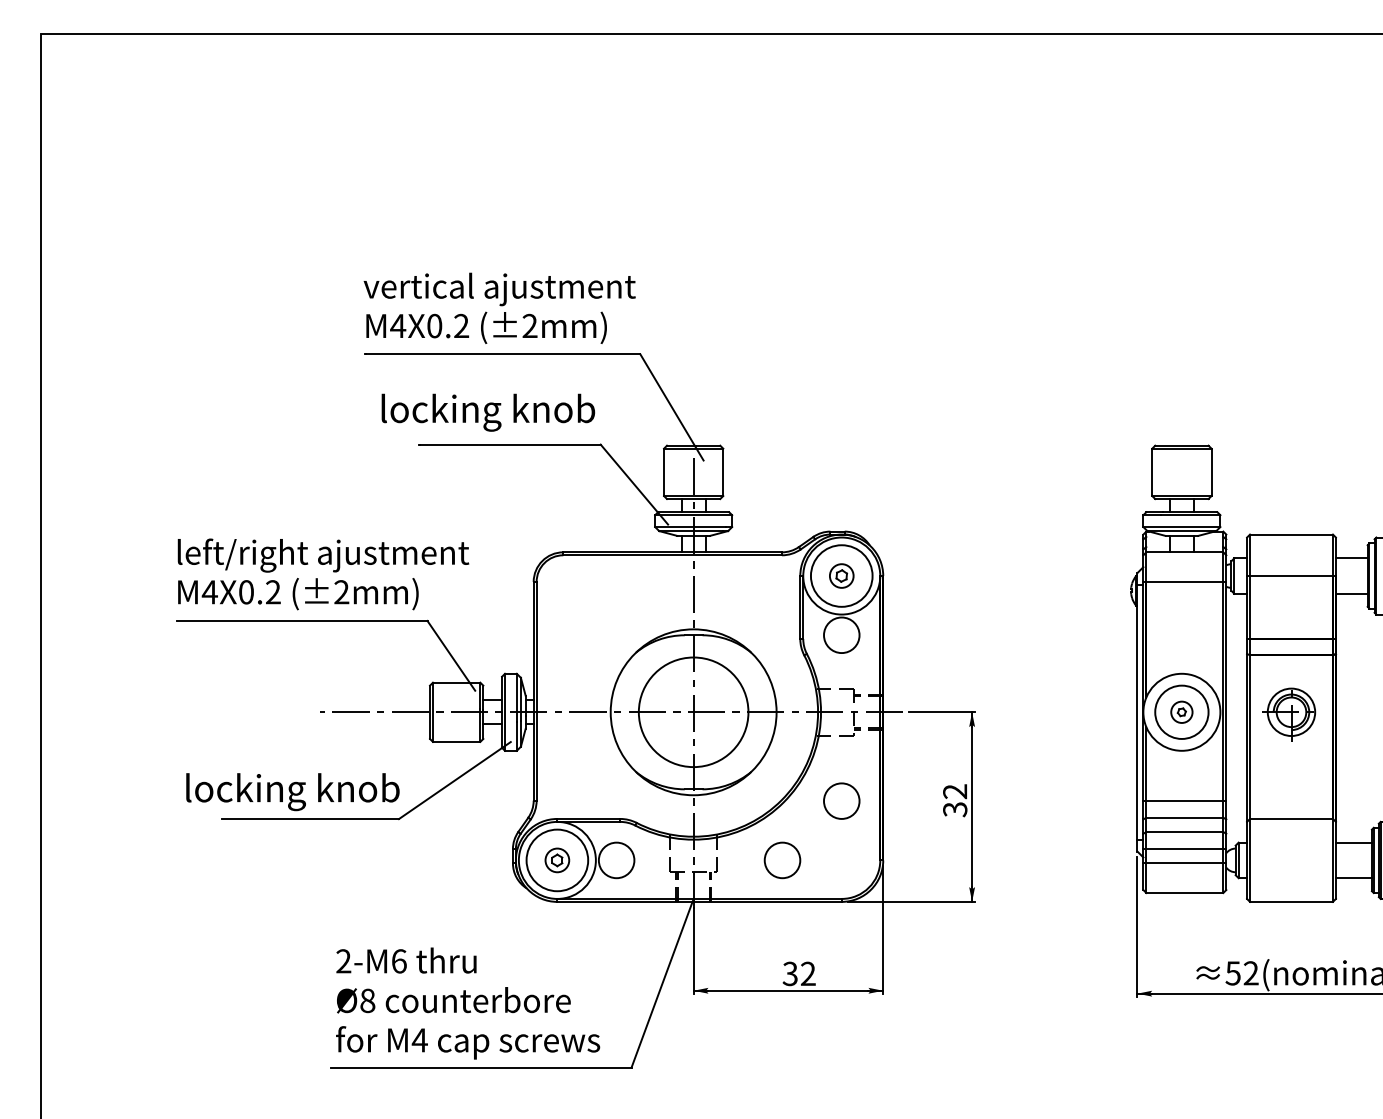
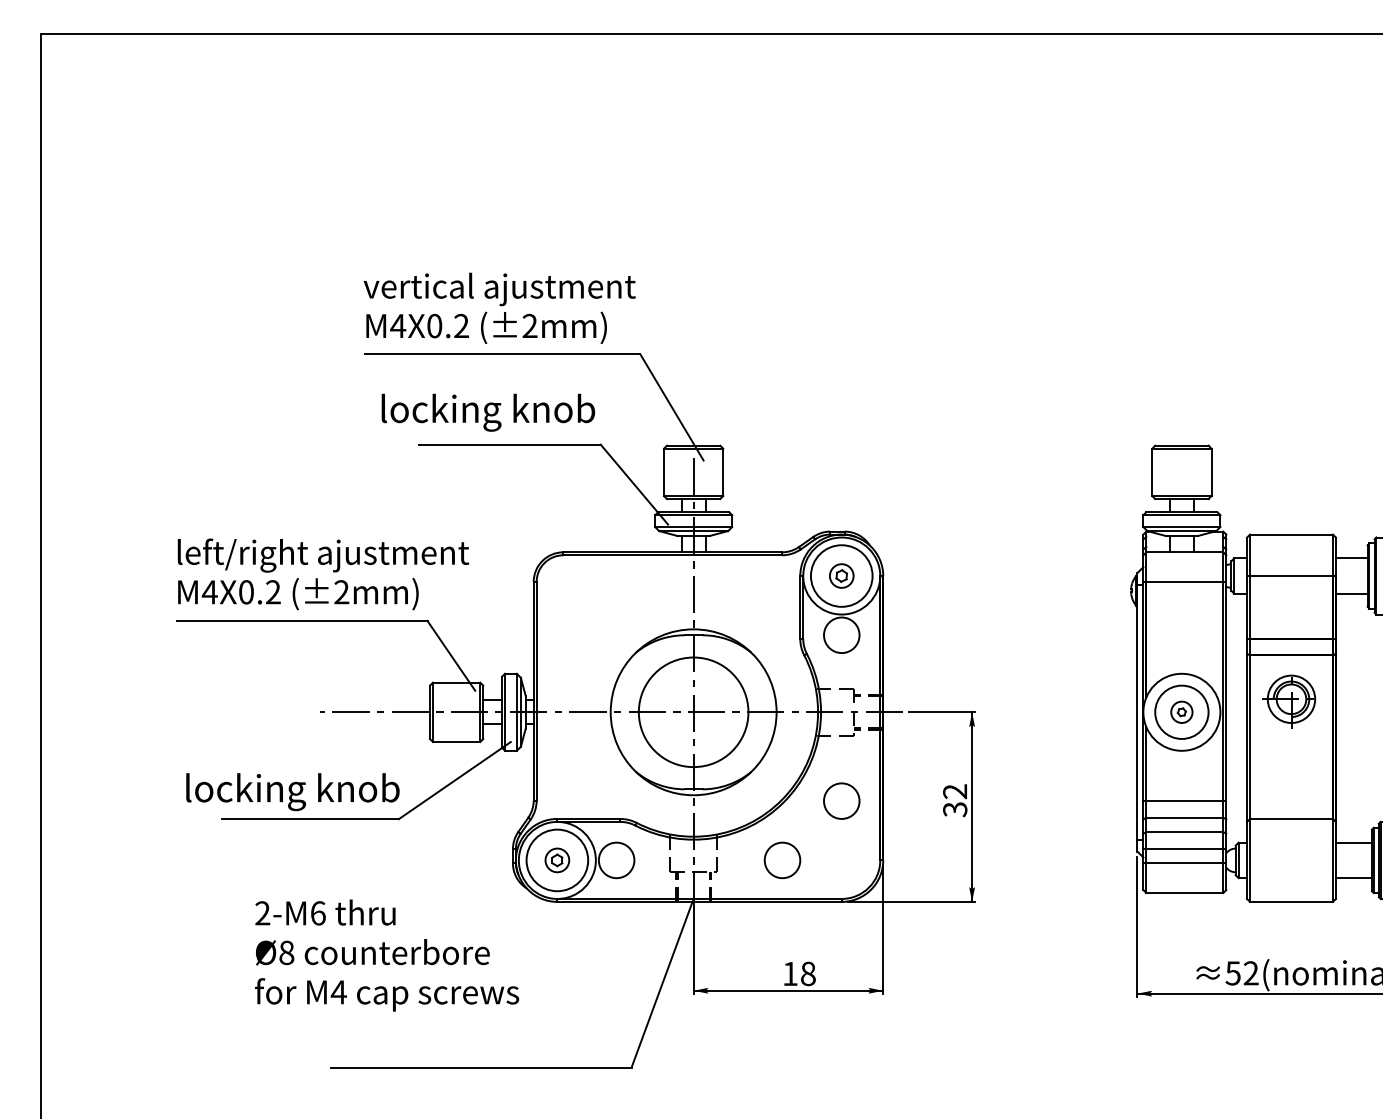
part position: (1289, 714) -> (1289, 701) (1289, 701)
text: 32 -> 18 (798, 973)
text position: (468, 1003) -> (387, 955) (387, 955)
